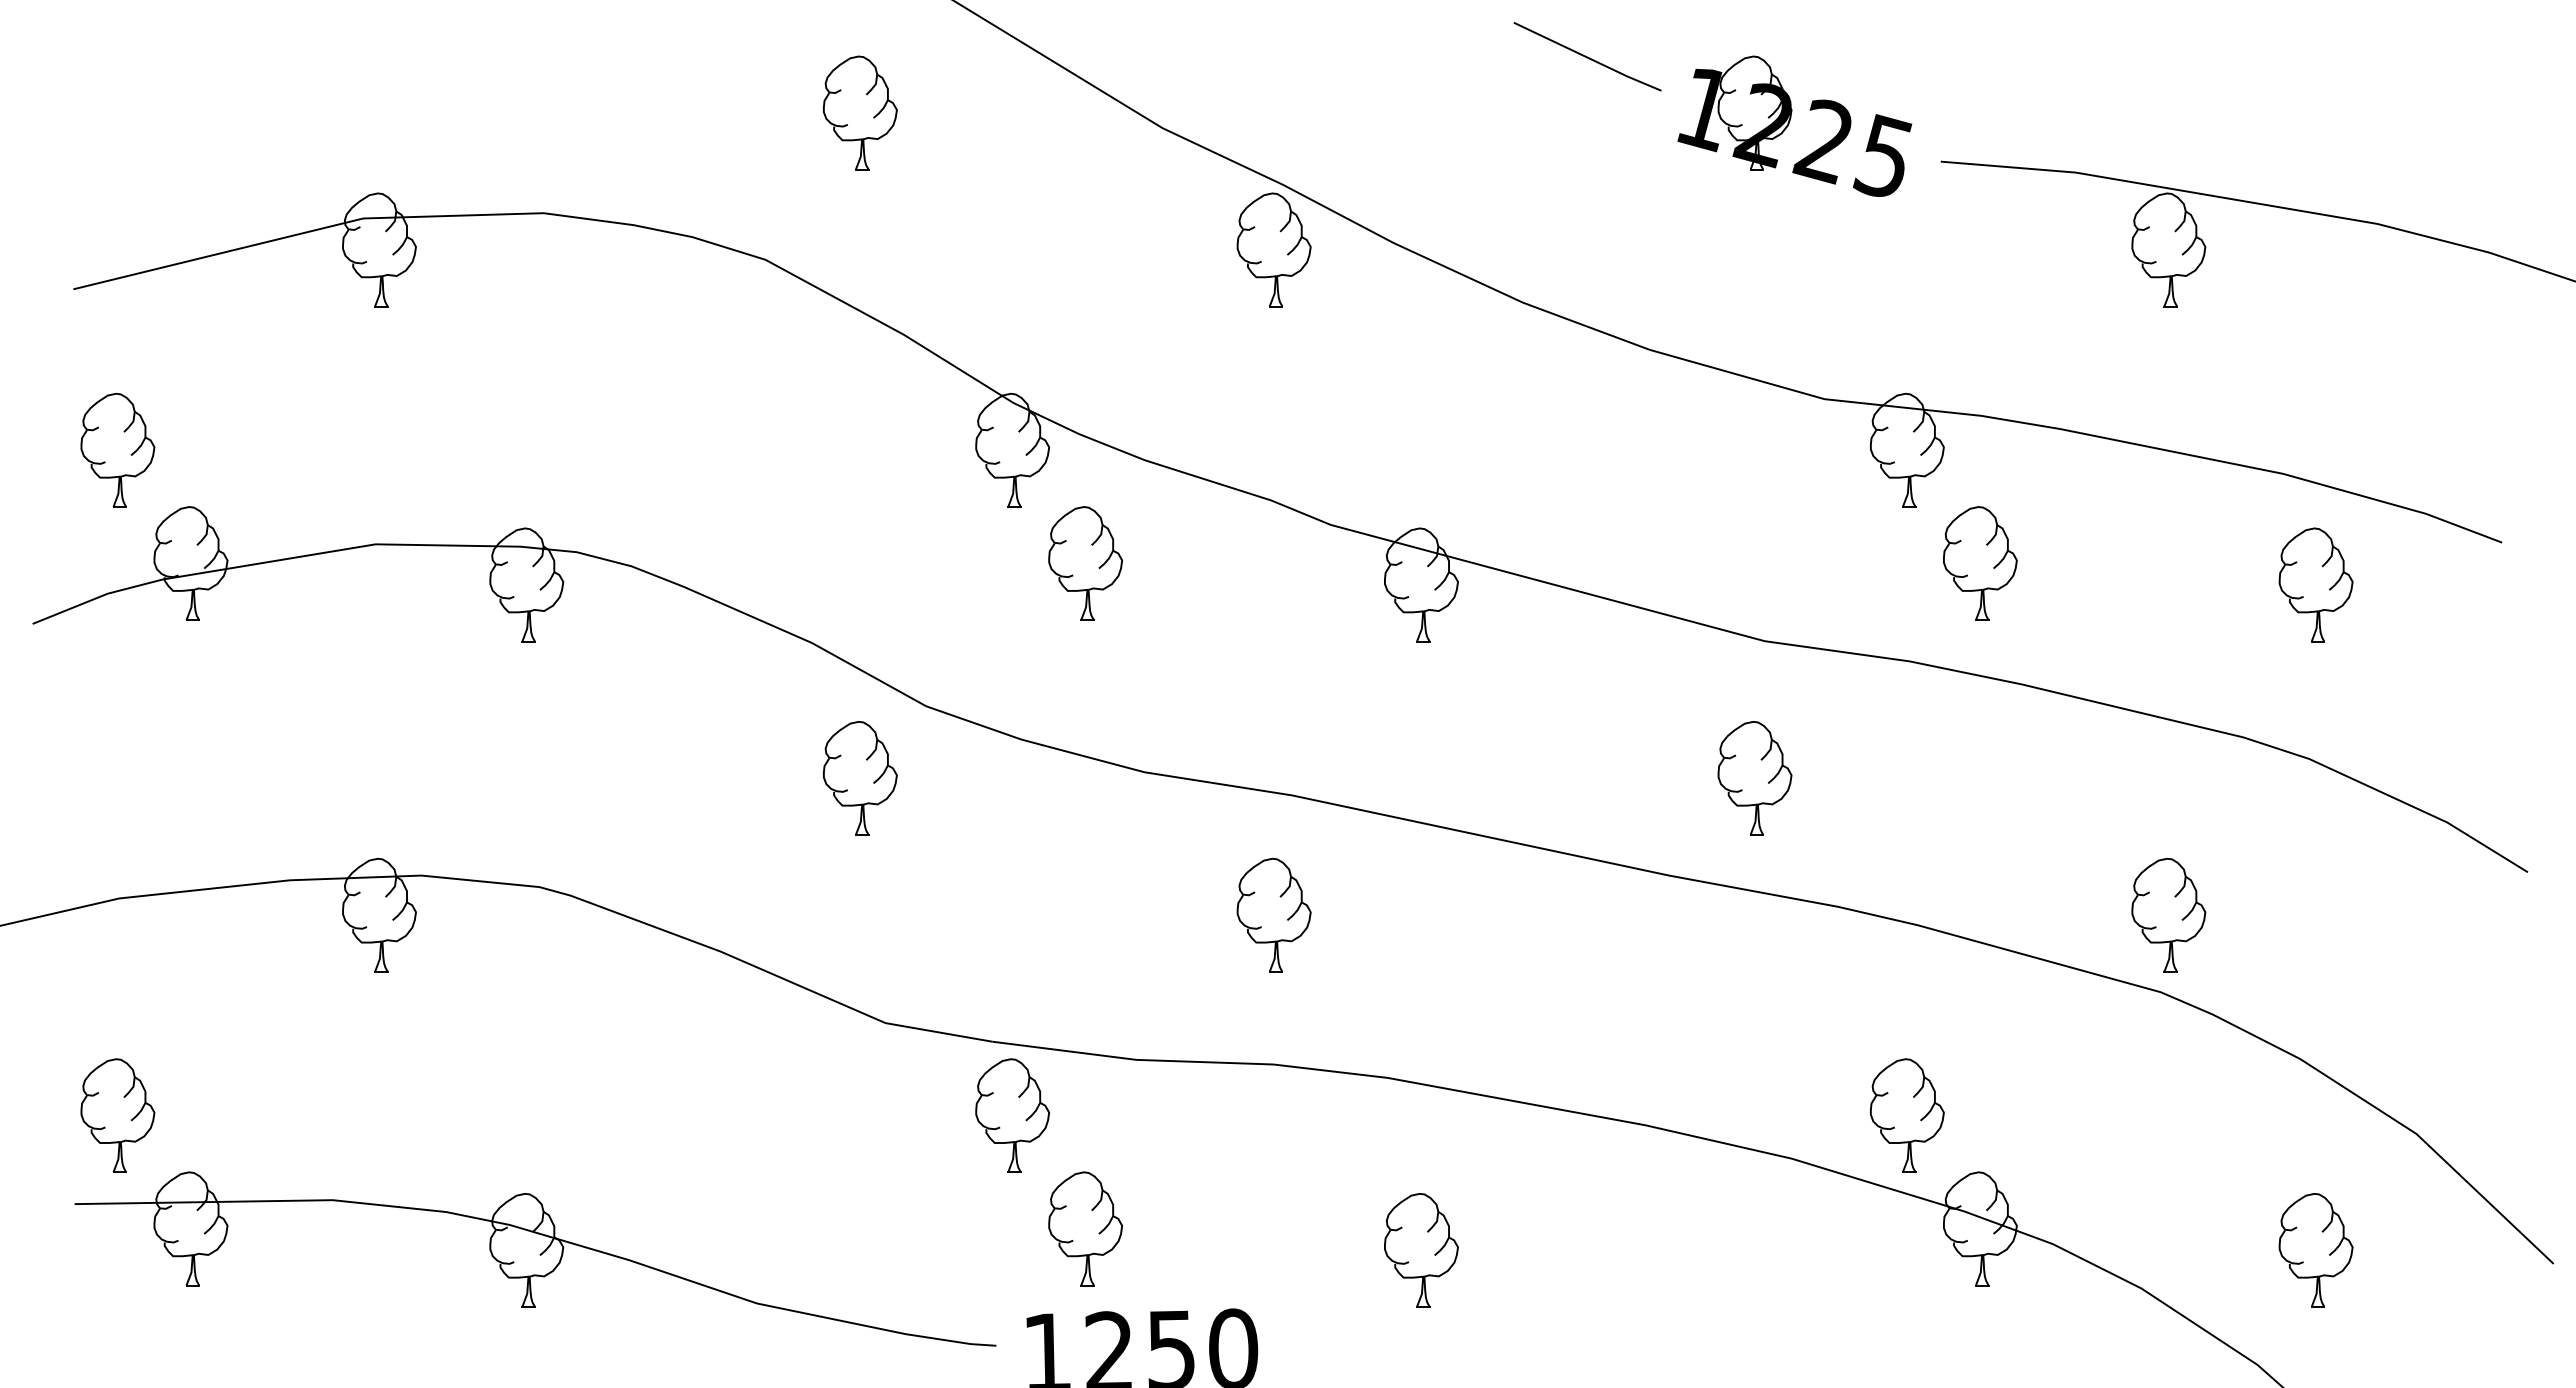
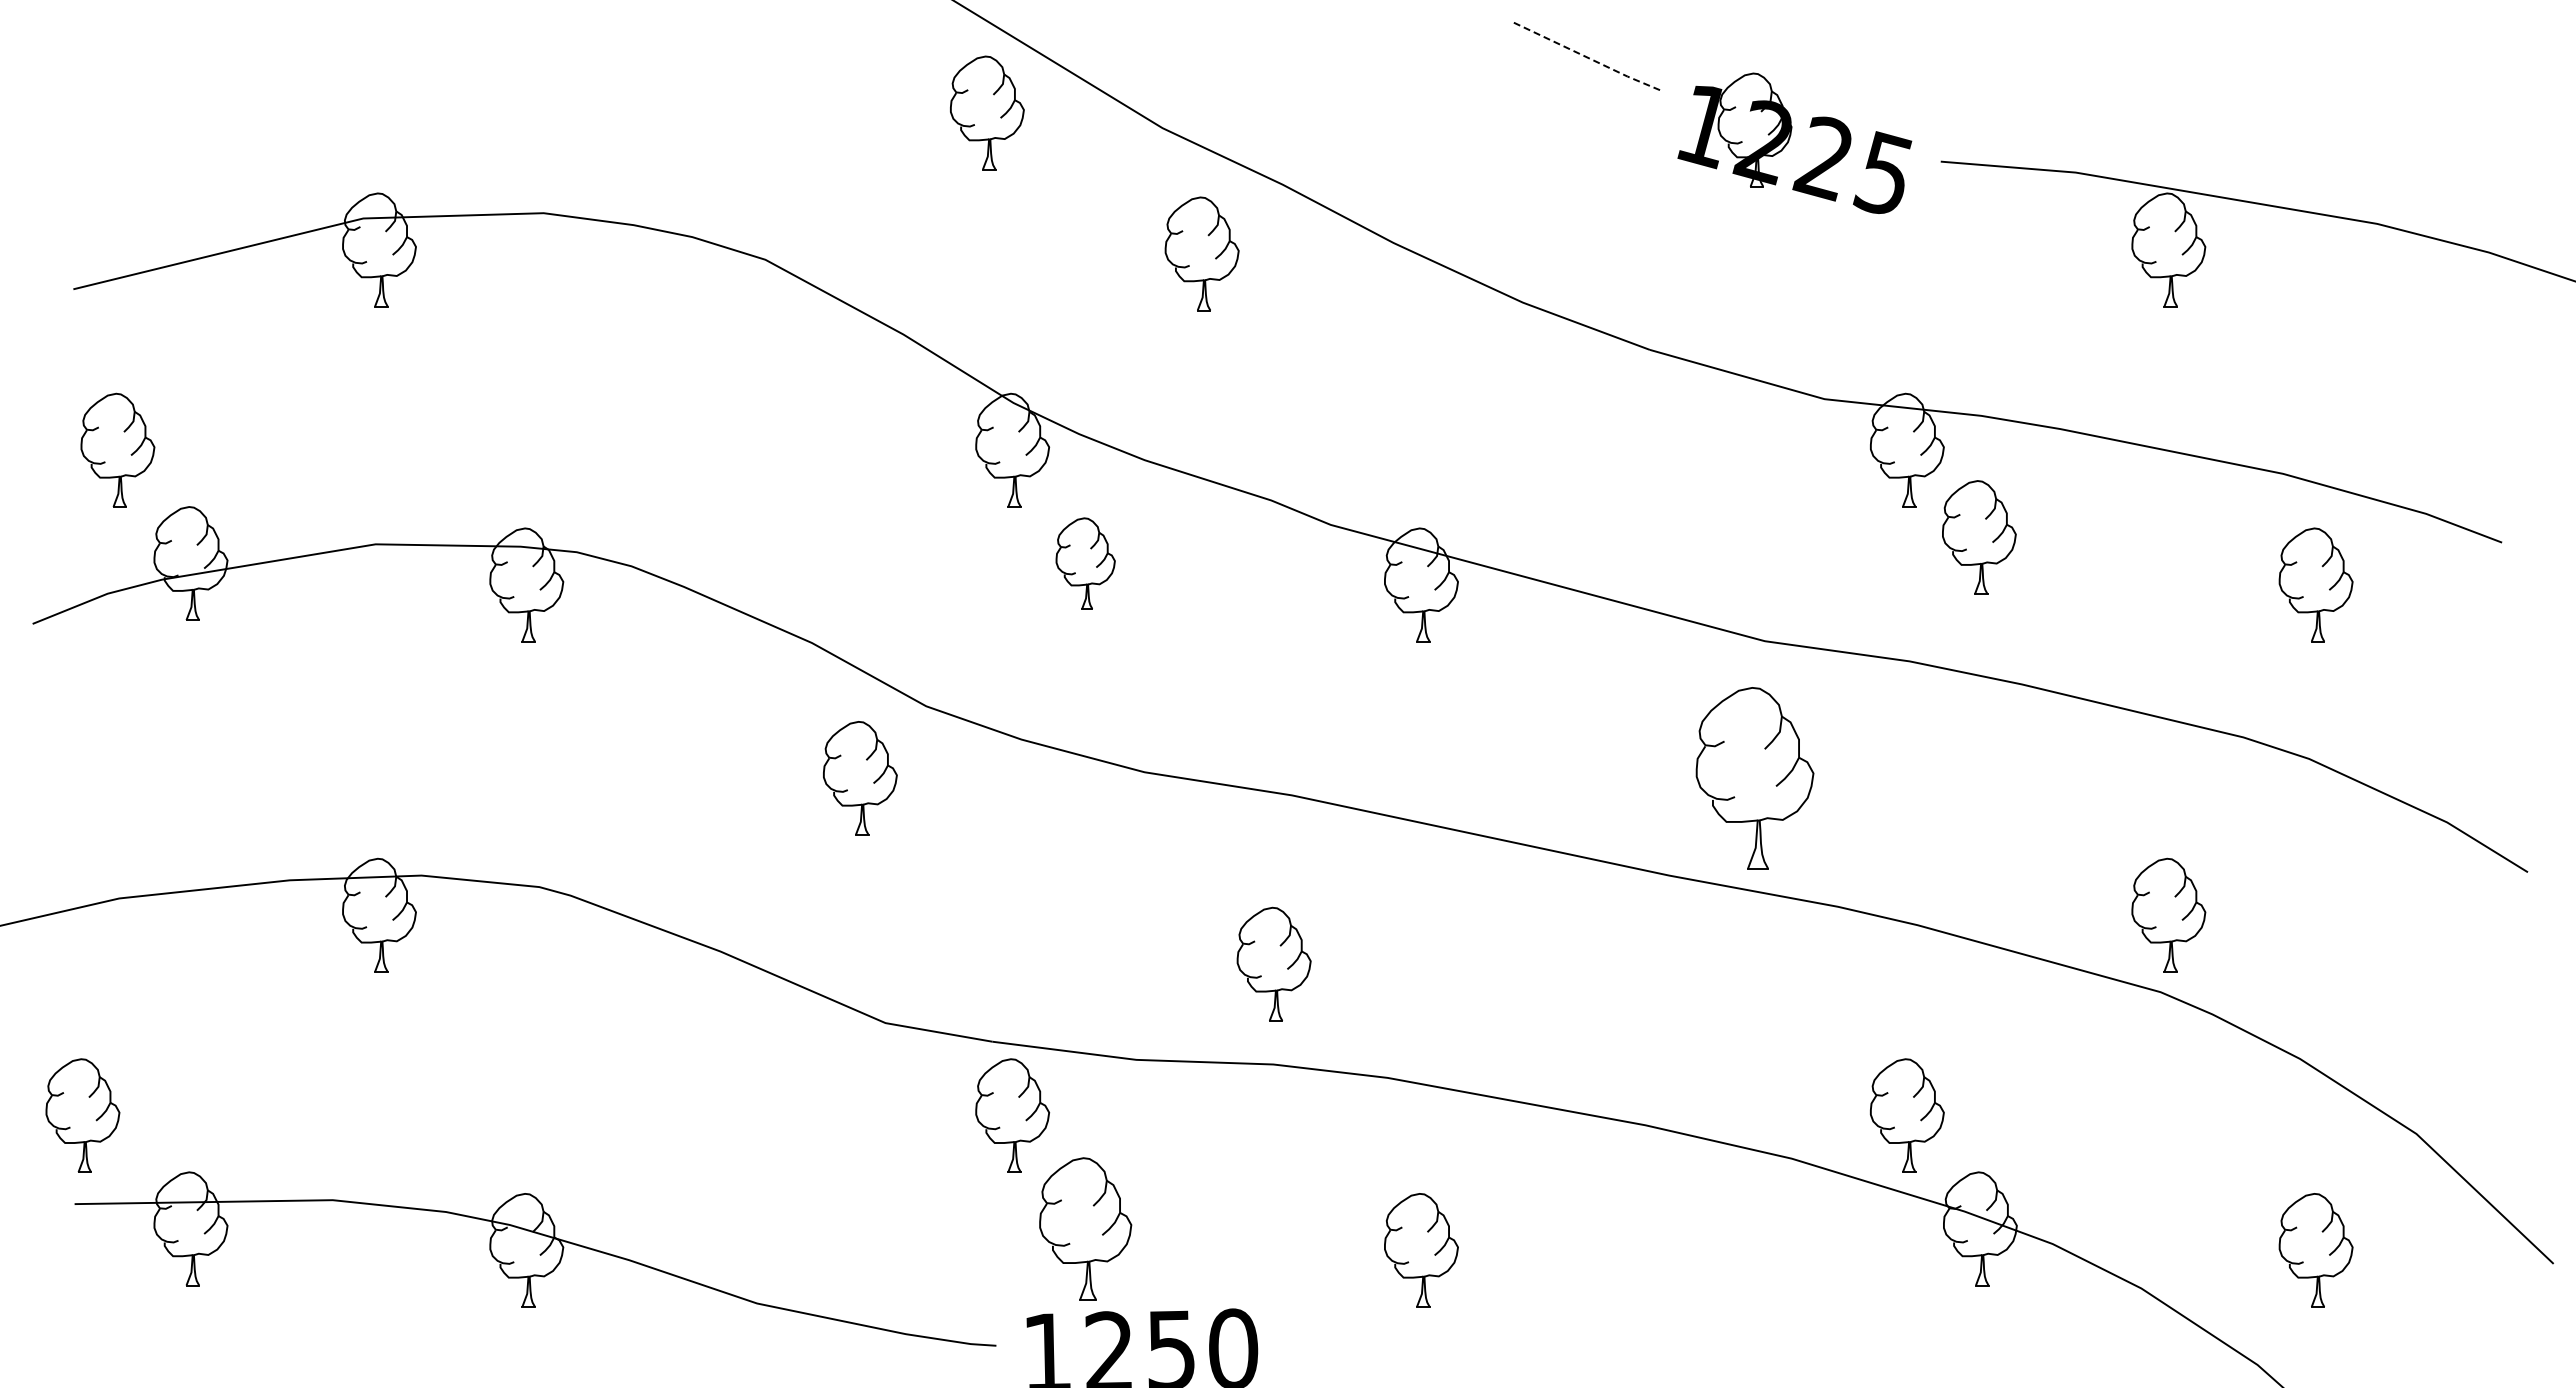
line: solid -> dashed (1587, 57)
part position: (860, 112) -> (987, 112) (987, 112)
part position: (1794, 125) -> (1794, 142) (1794, 142)
part position: (1273, 249) -> (1201, 253) (1201, 253)
part size: 76x115 px -> 61x93 px (1085, 563)
part position: (1980, 563) -> (1979, 537) (1979, 537)
part size: 76x115 px -> 120x183 px (1754, 778)
part position: (1273, 914) -> (1273, 963) (1273, 963)
part position: (117, 1115) -> (82, 1115) (82, 1115)
part size: 75x116 px -> 94x144 px (1085, 1228)
